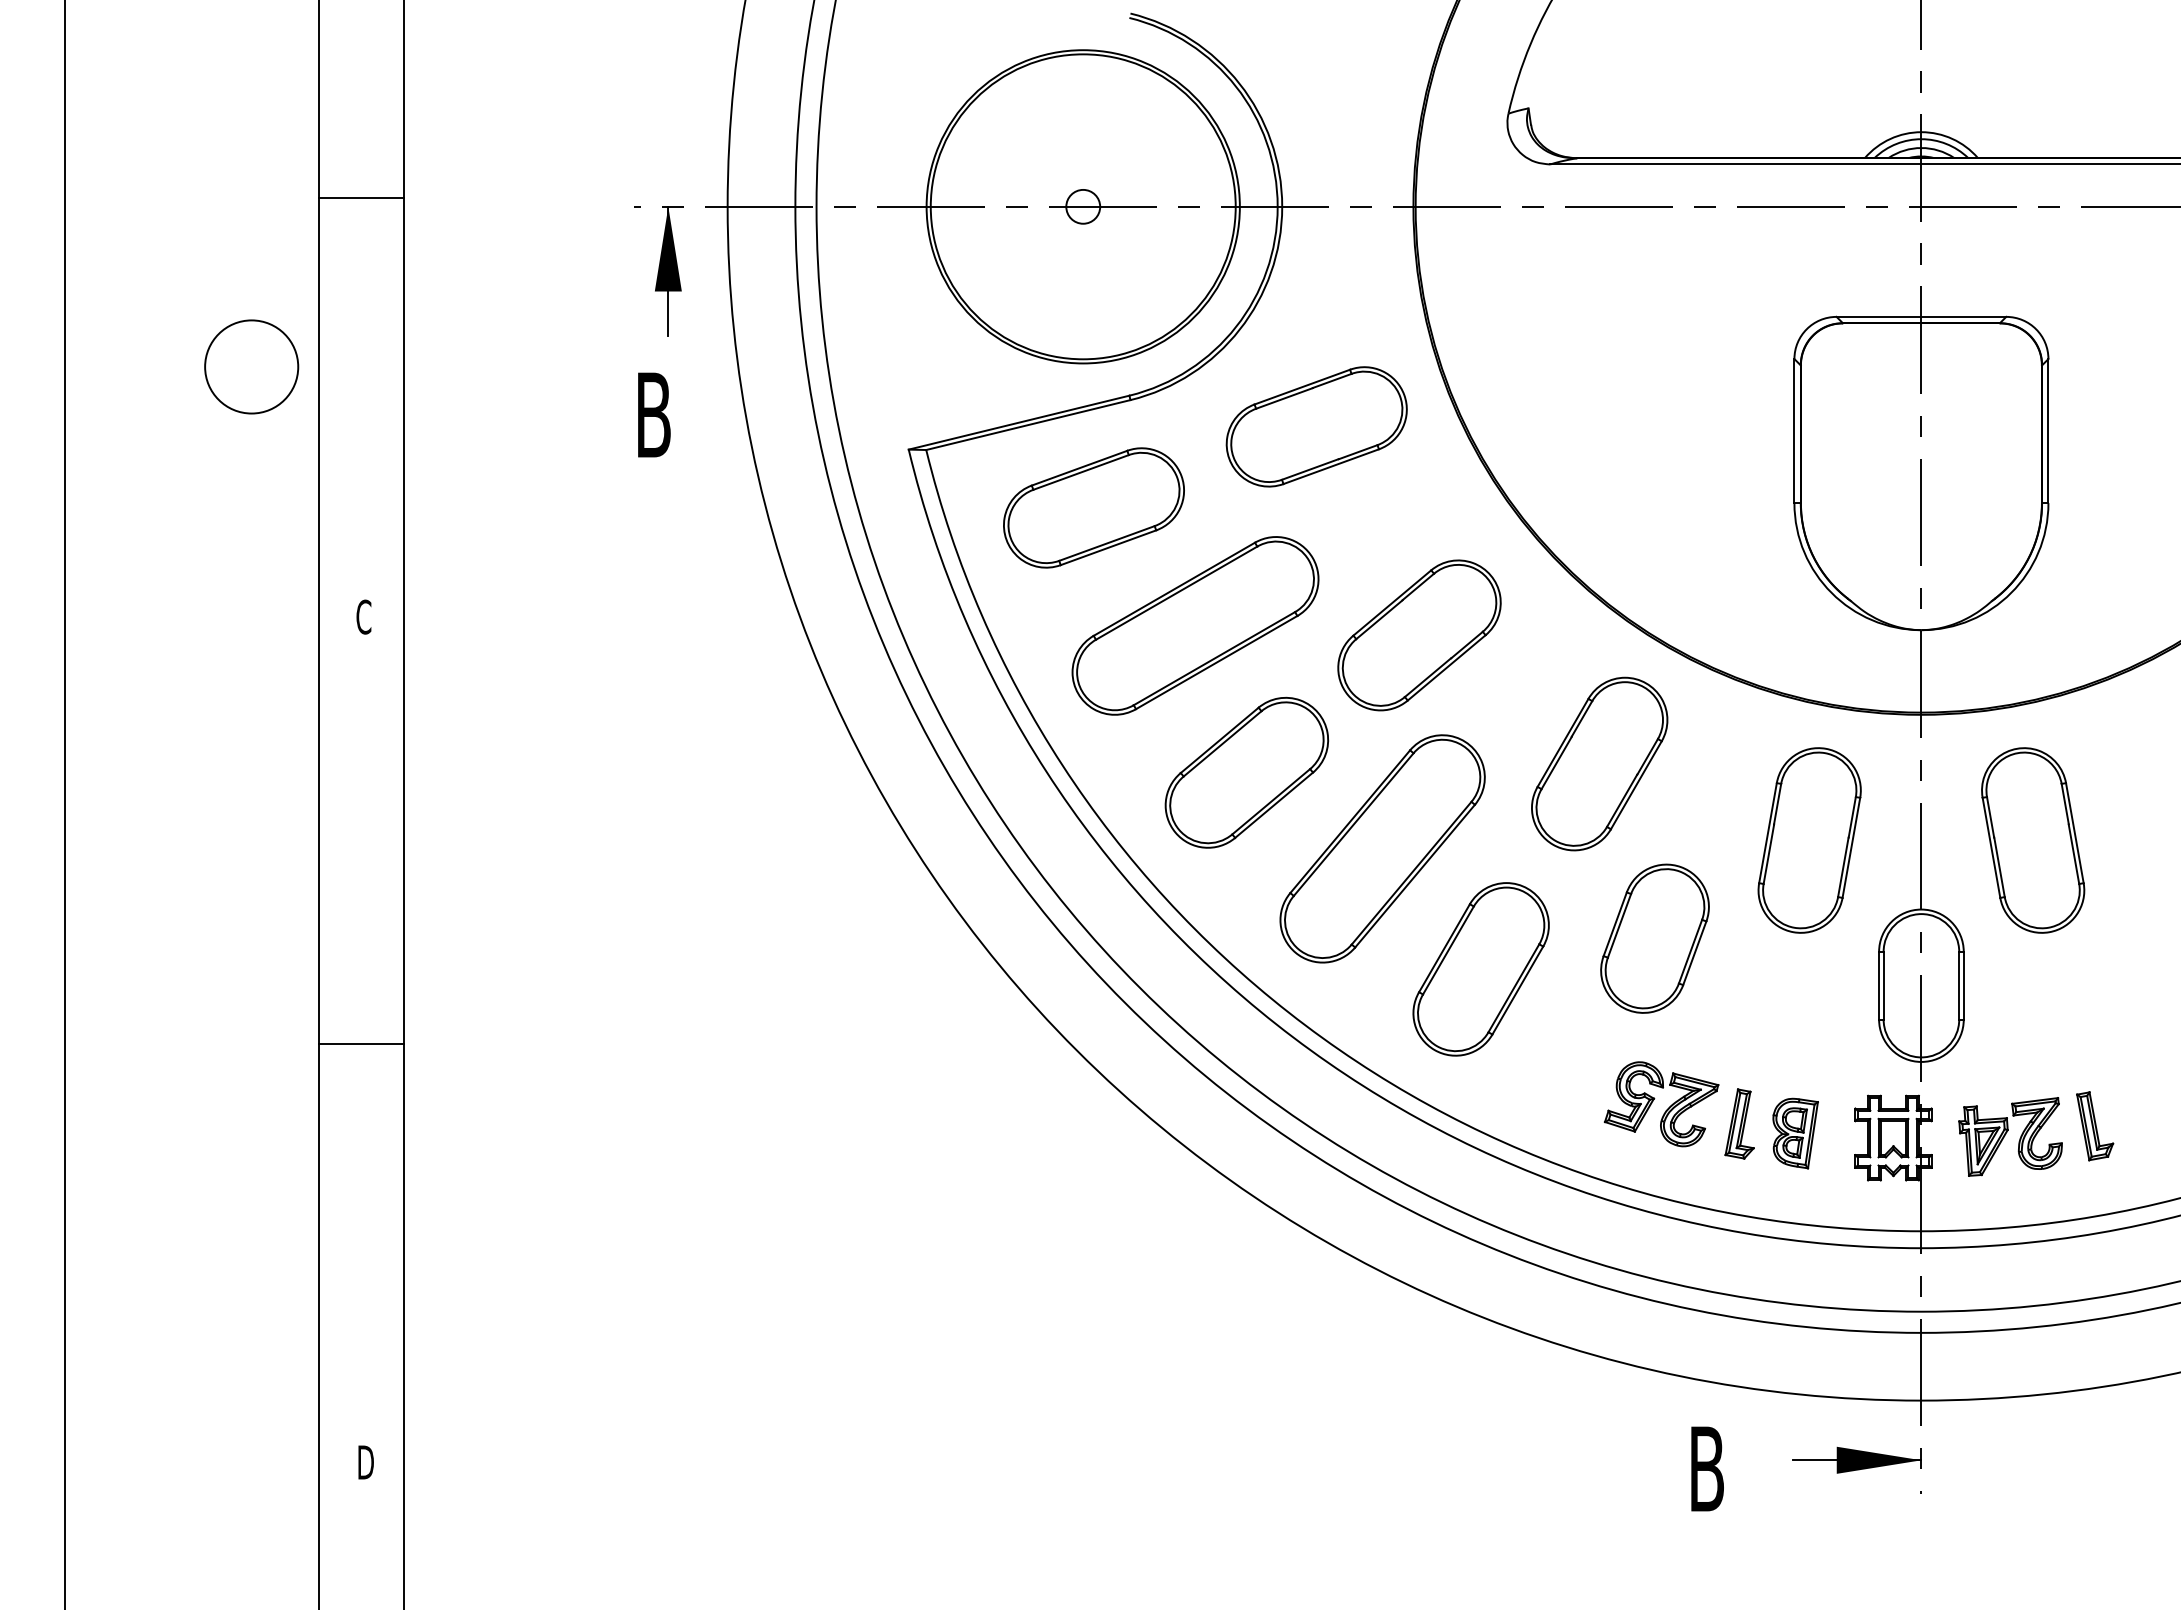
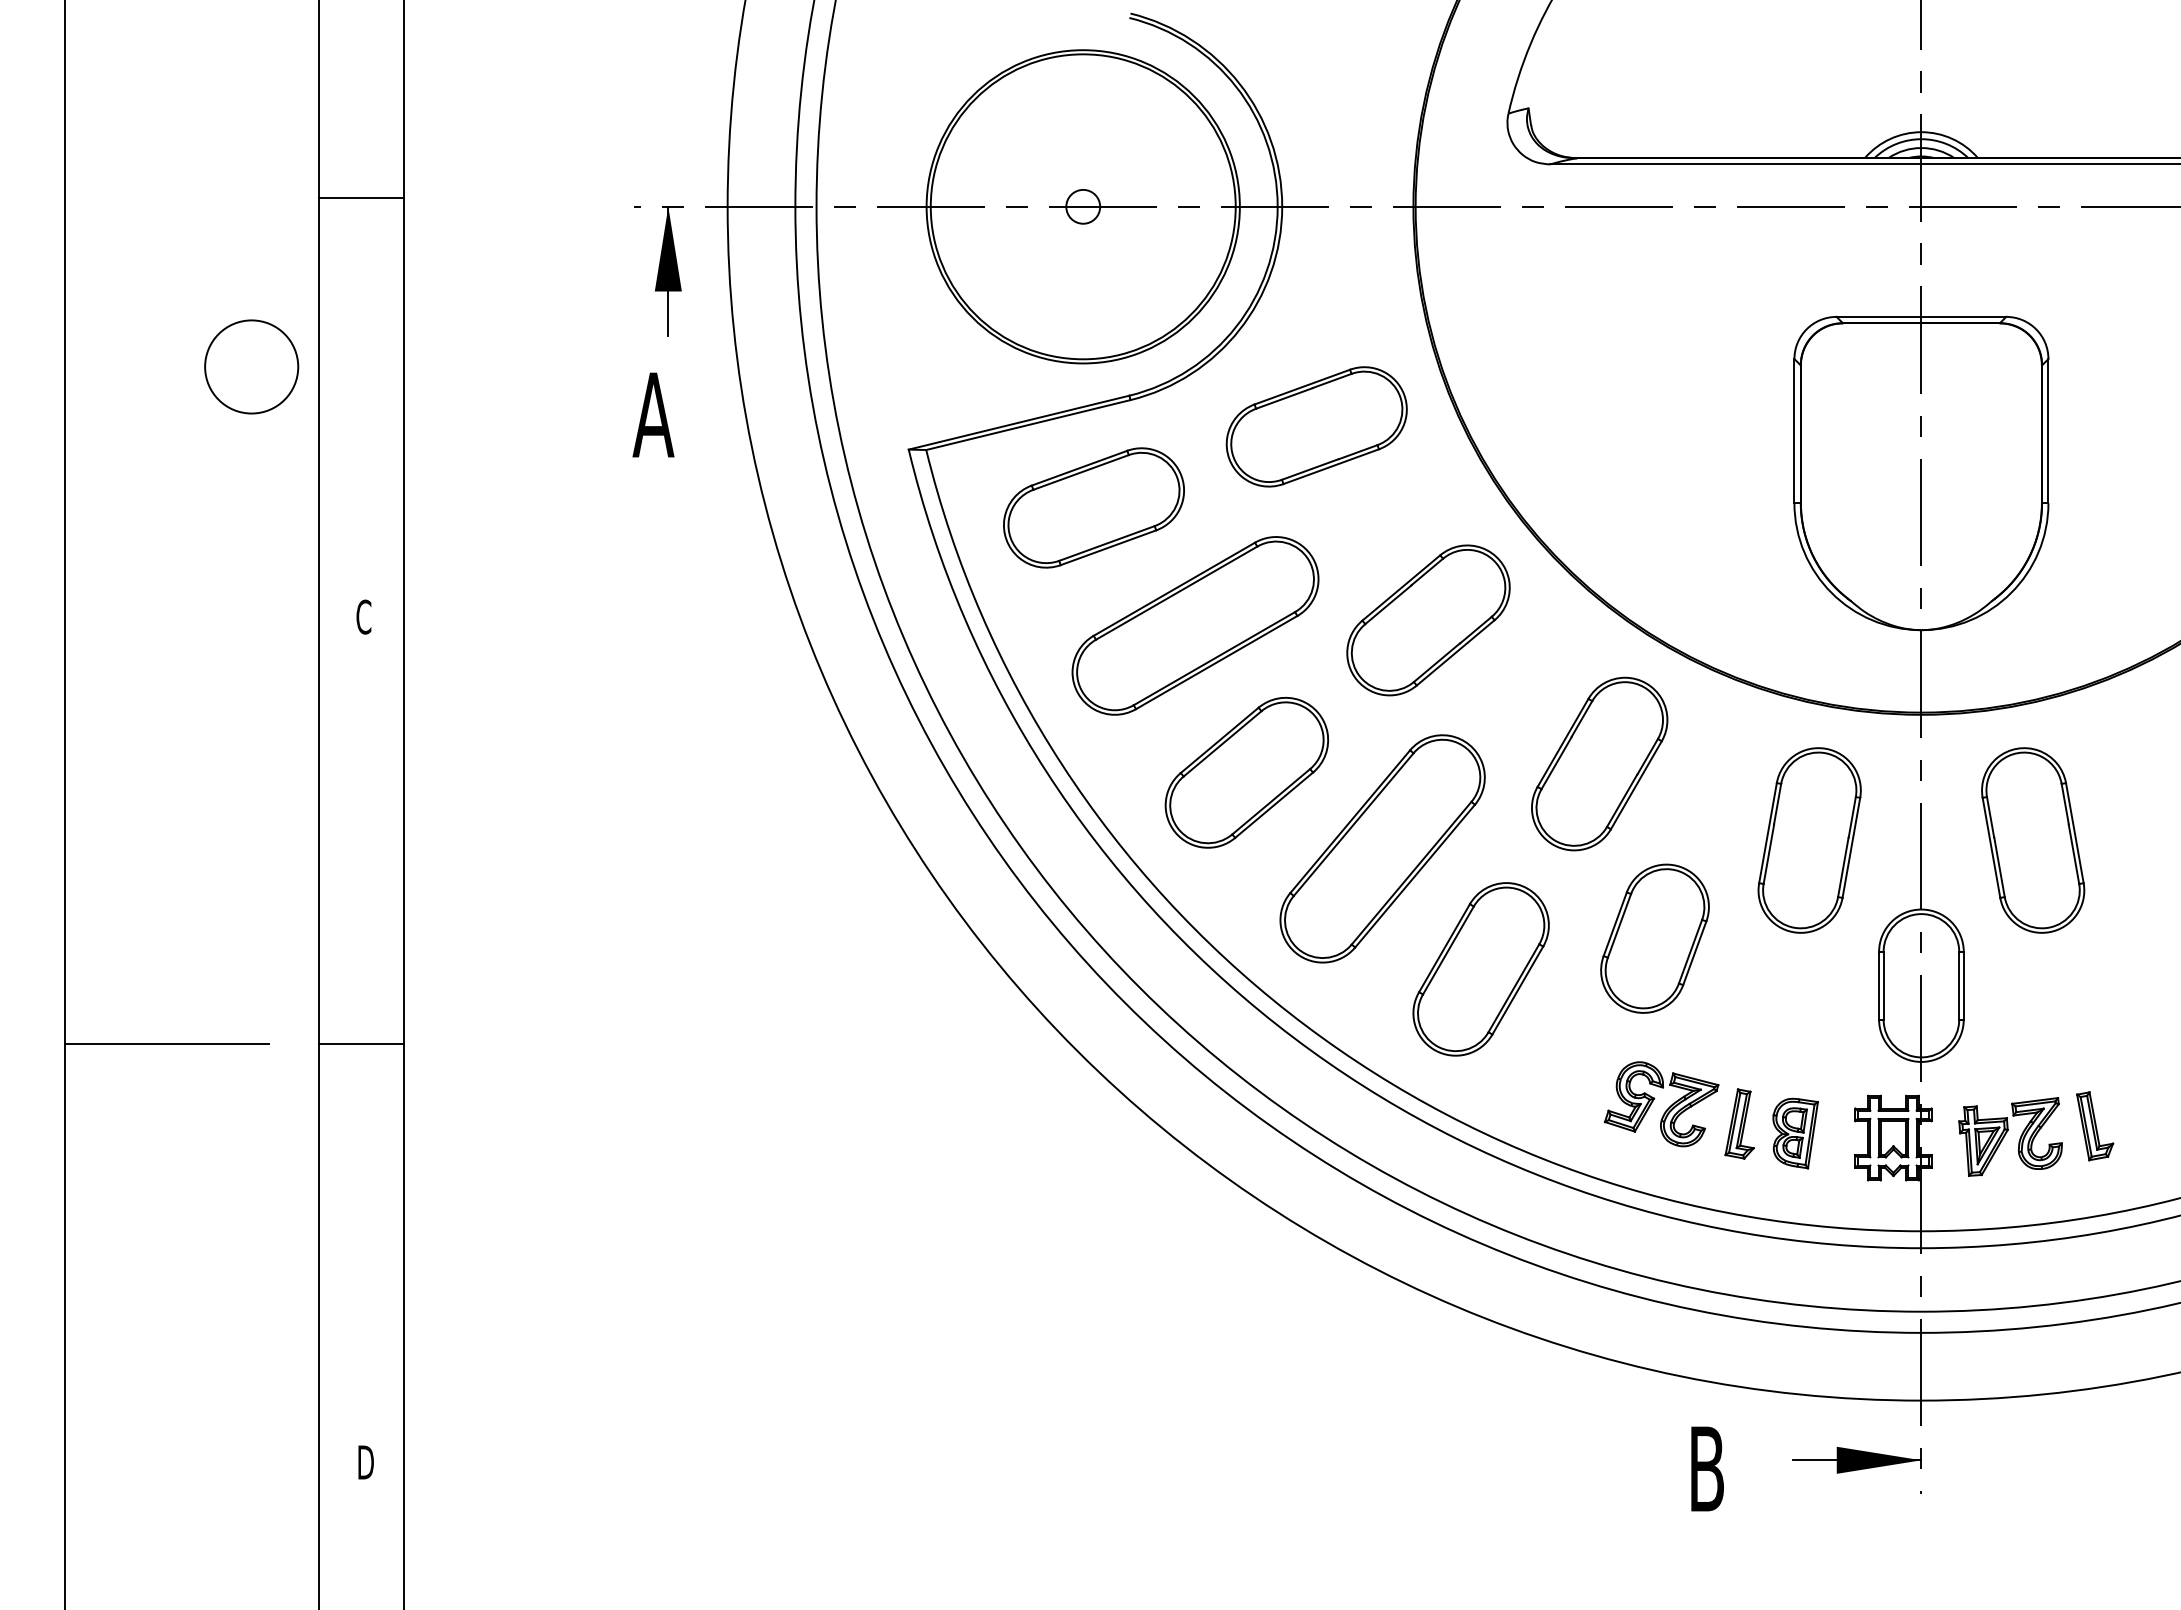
text: B -> A (653, 414)
part position: (1419, 635) -> (1428, 620) (1428, 620)
line: none -> present (166, 1044)
